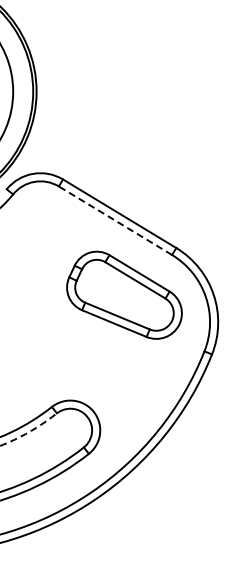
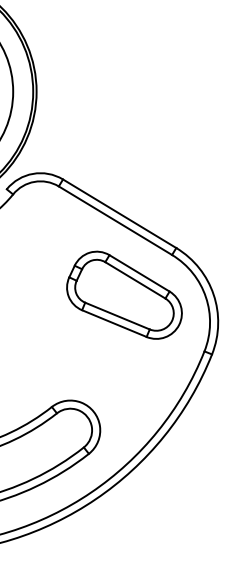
line: dashed -> solid (115, 220)
arc: dashed -> solid (29, 431)
